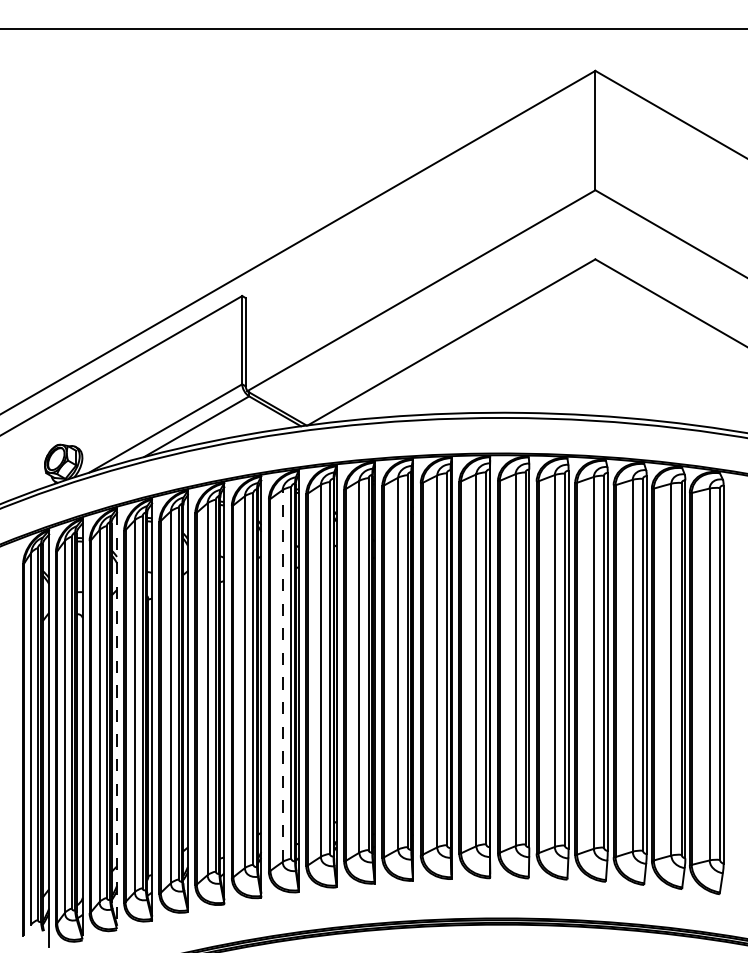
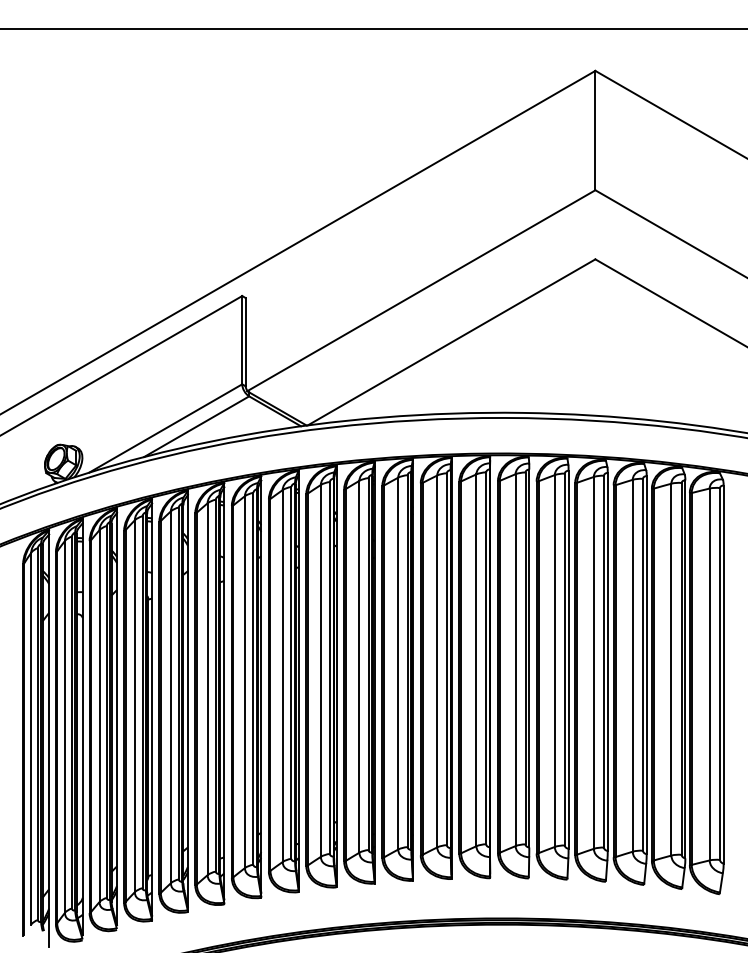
line: dashed -> solid (282, 676)
line: dashed -> solid (117, 719)
